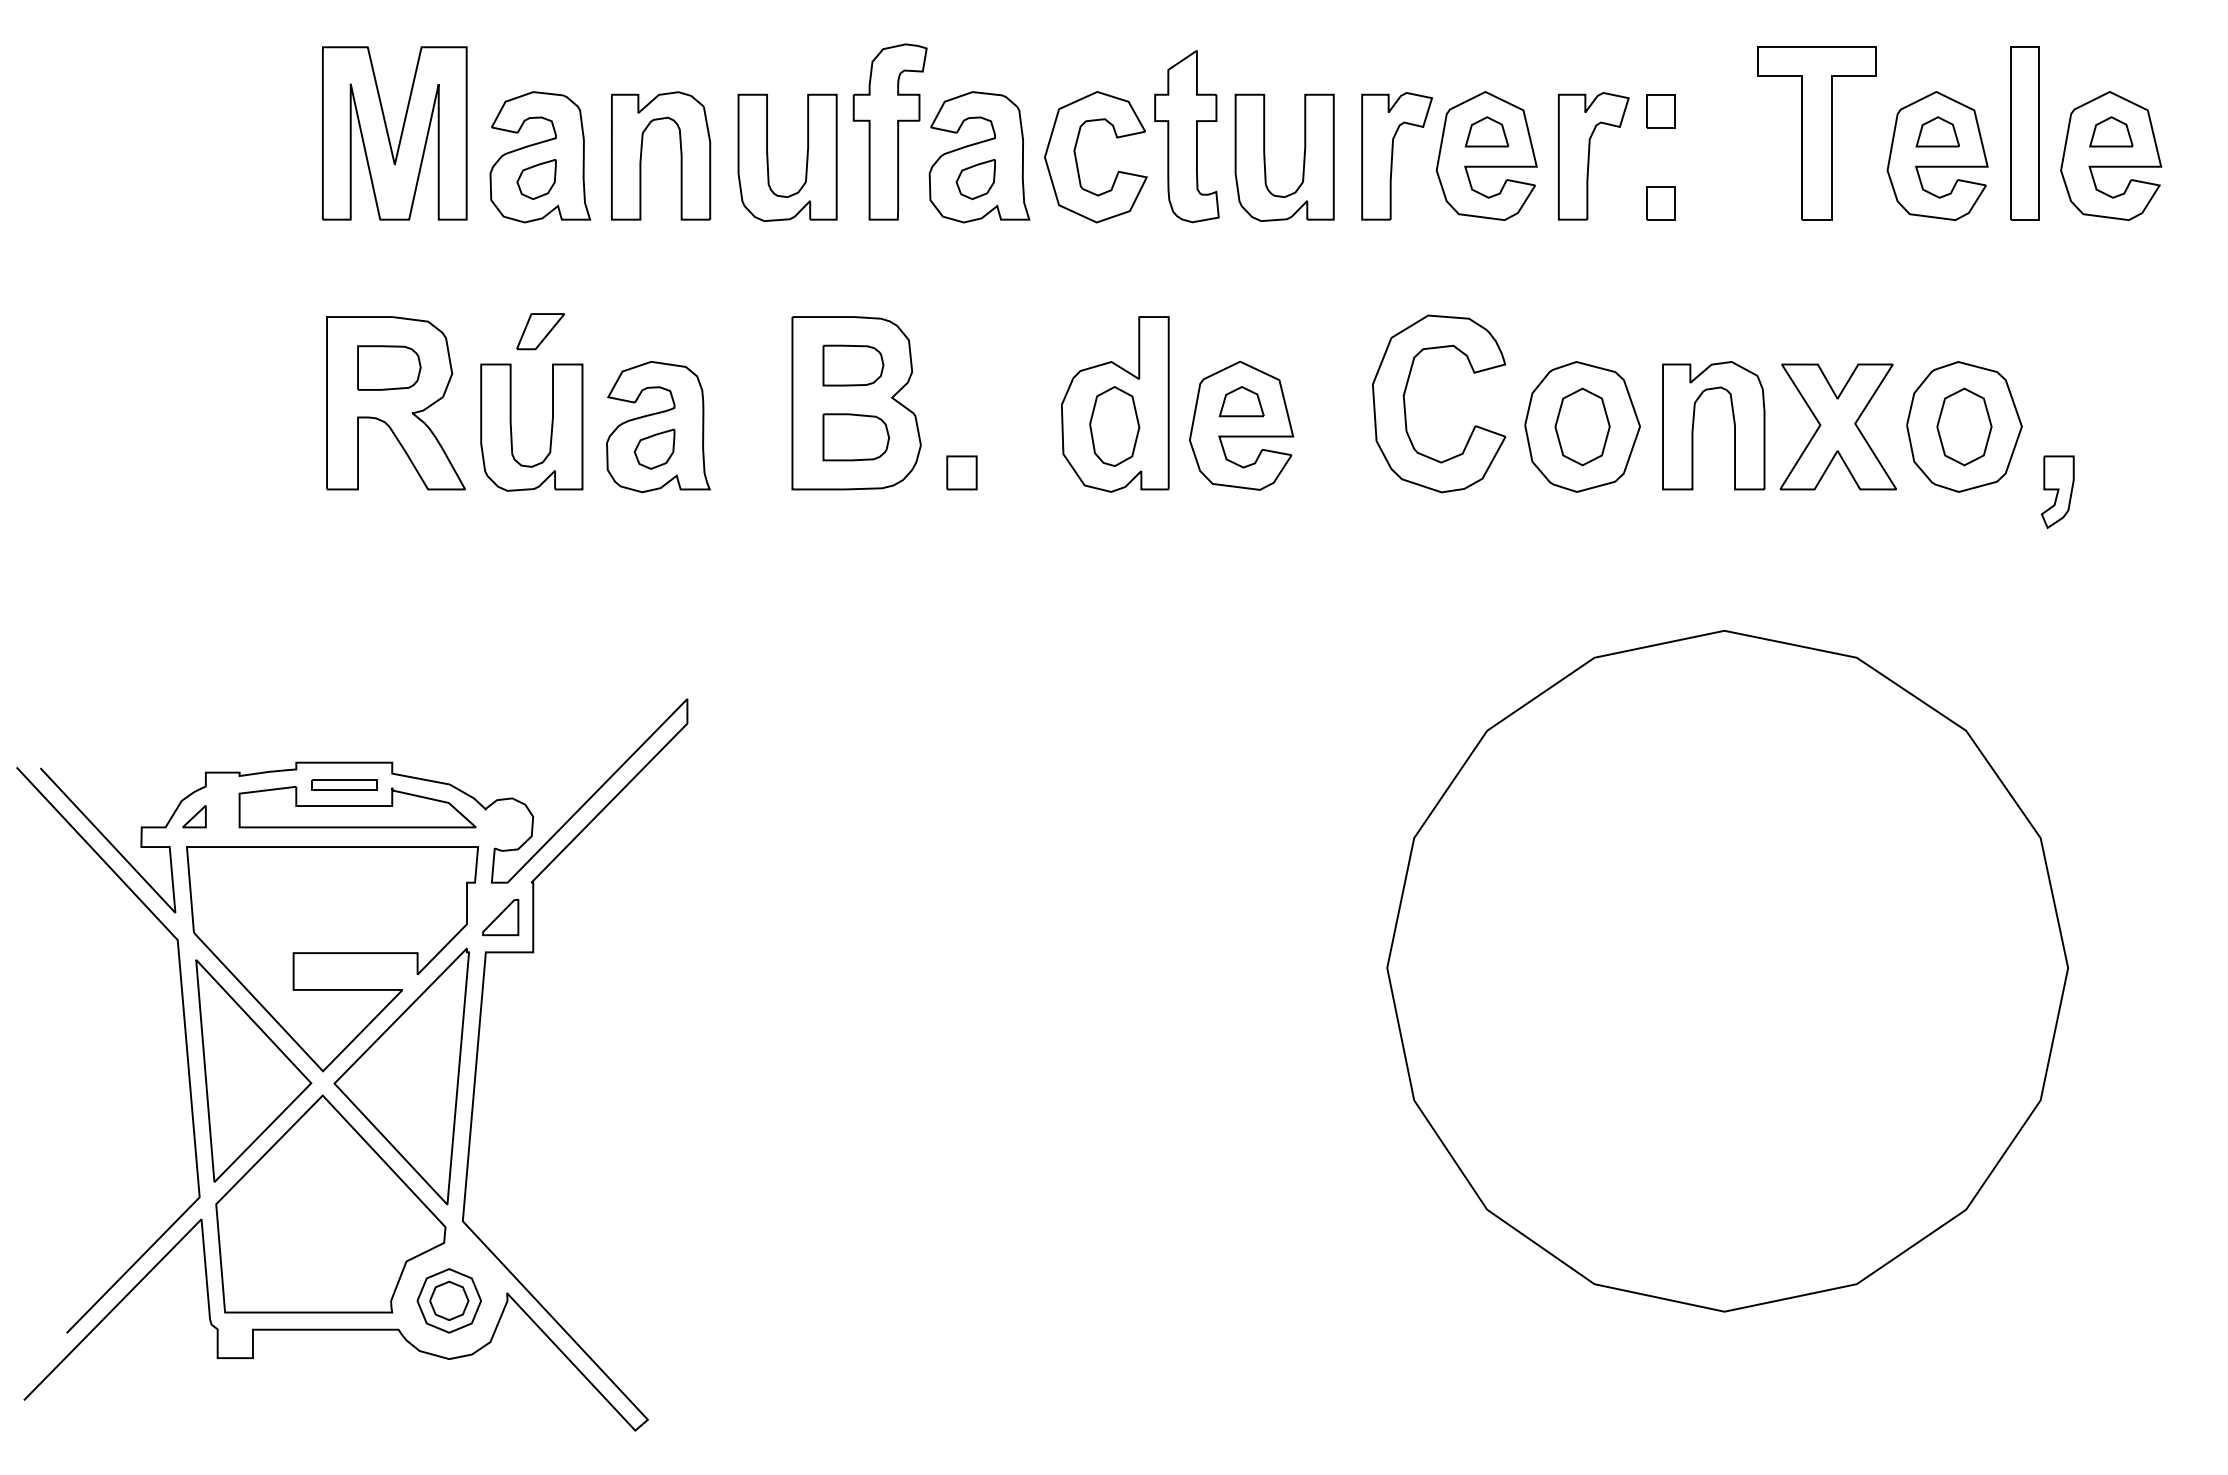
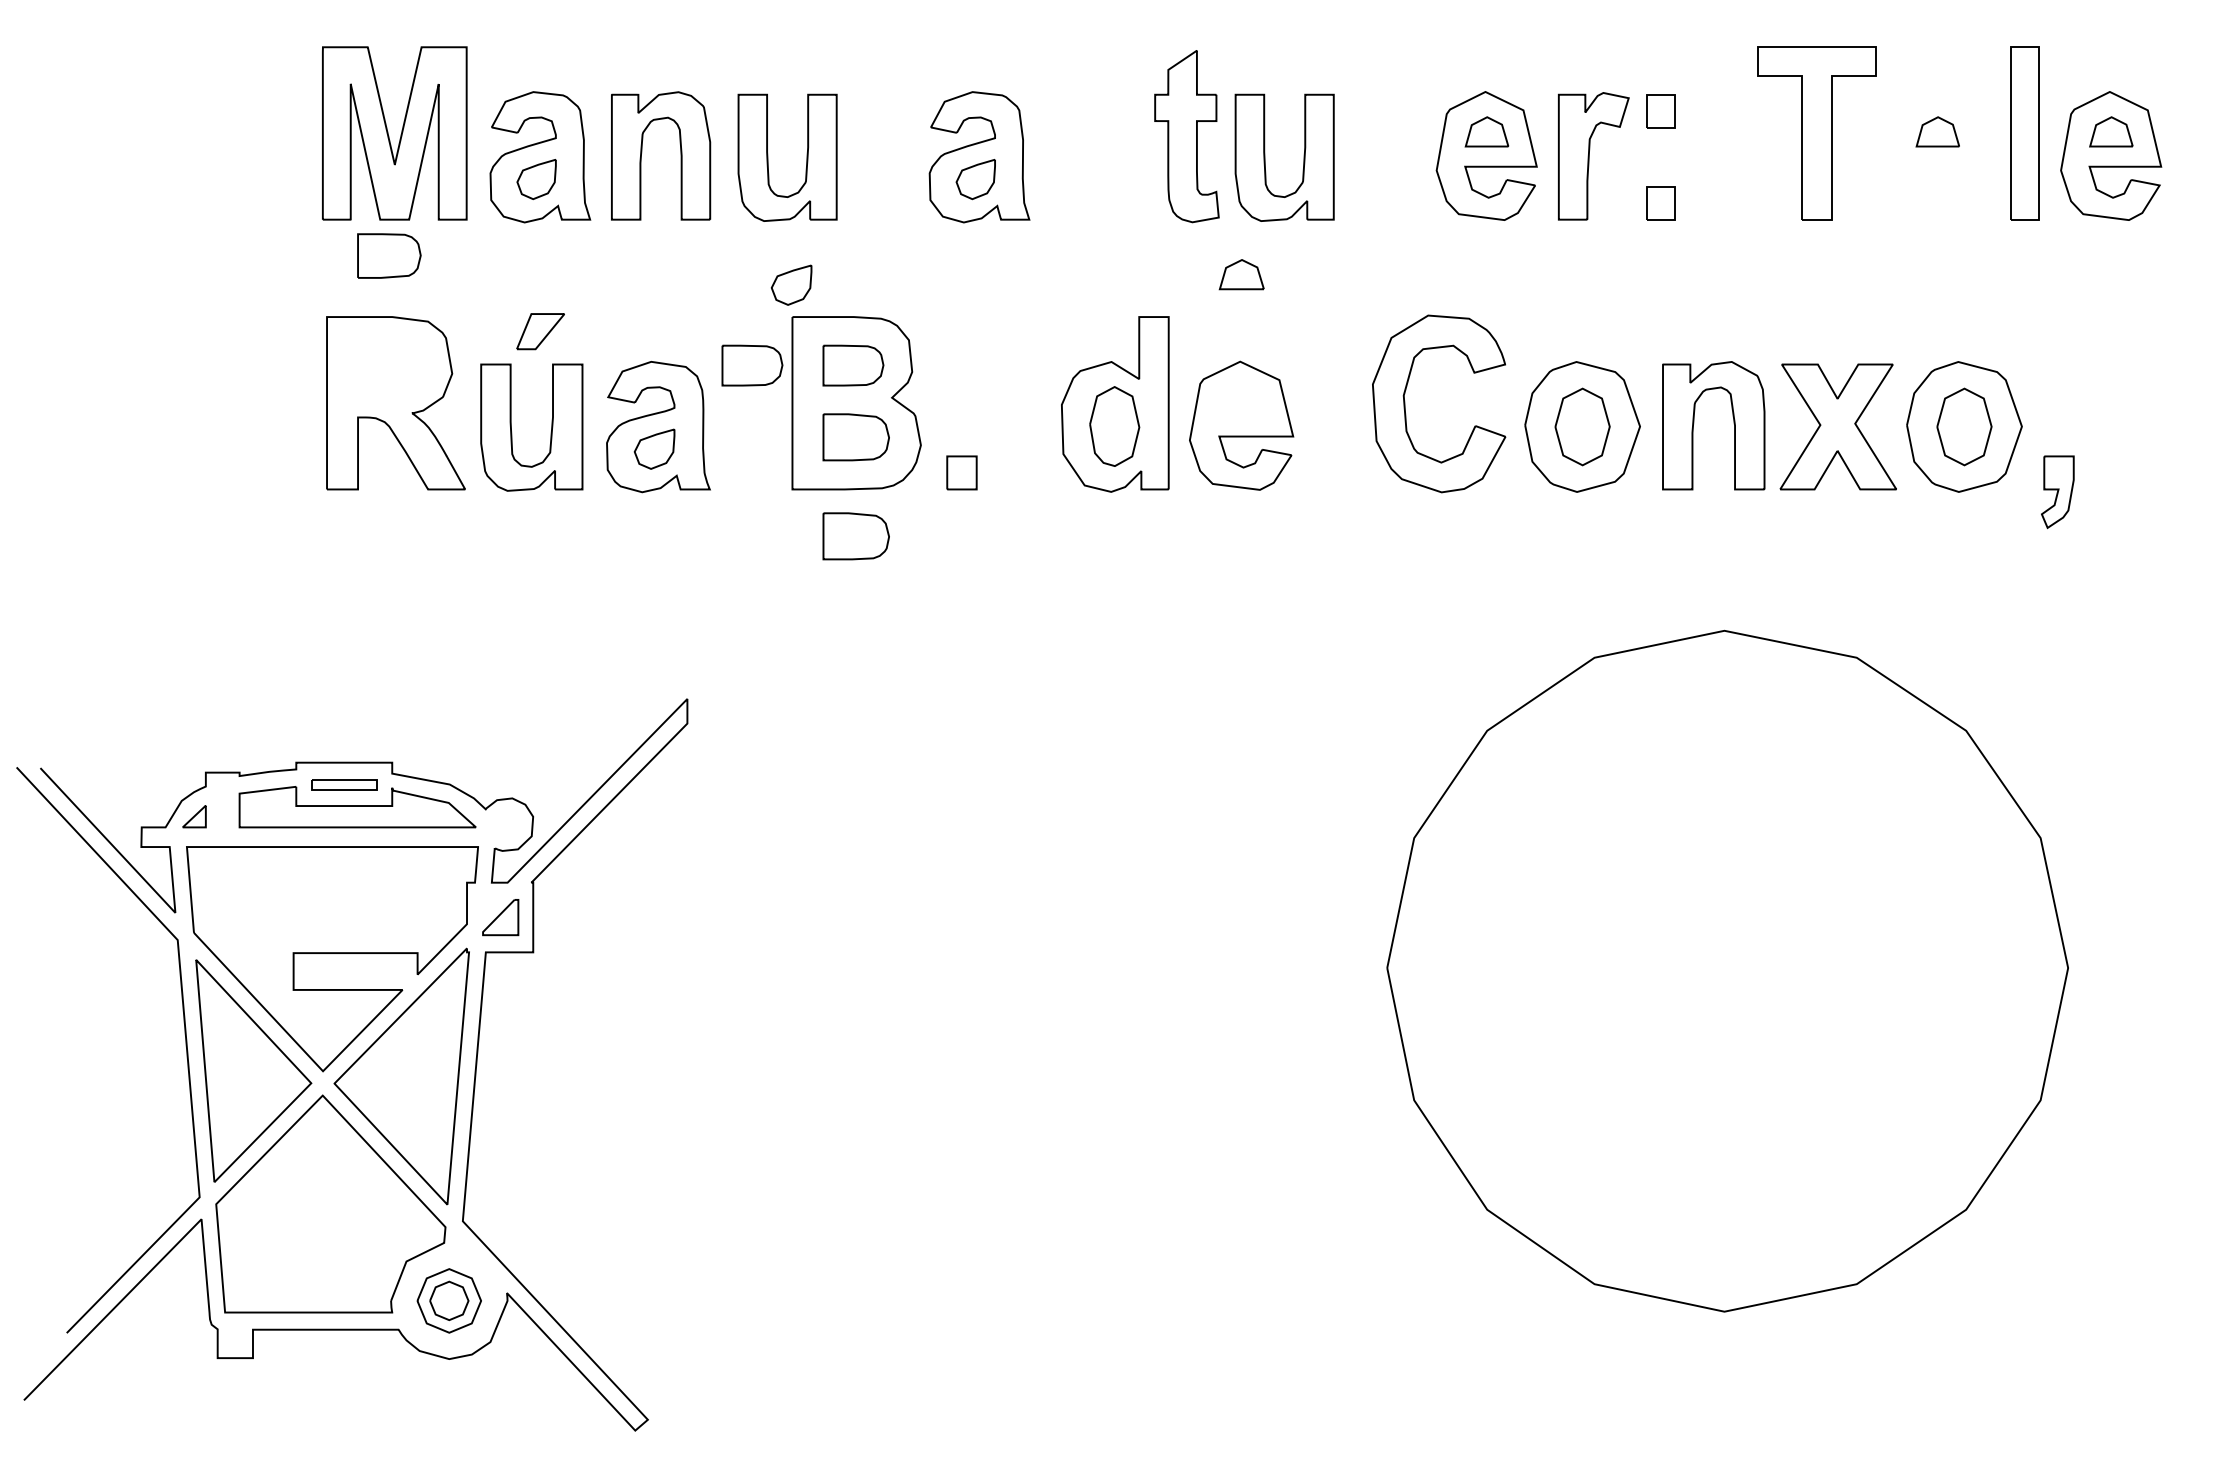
part: present -> none (889, 131)
part: present -> none (1937, 155)
part: present -> none (1396, 156)
part: present -> none (1077, 160)
part: none -> present (791, 284)
part: none -> present (752, 365)
part position: (389, 367) -> (389, 255) (389, 255)
part position: (1241, 401) -> (1241, 274) (1241, 274)
part: none -> present (855, 536)
